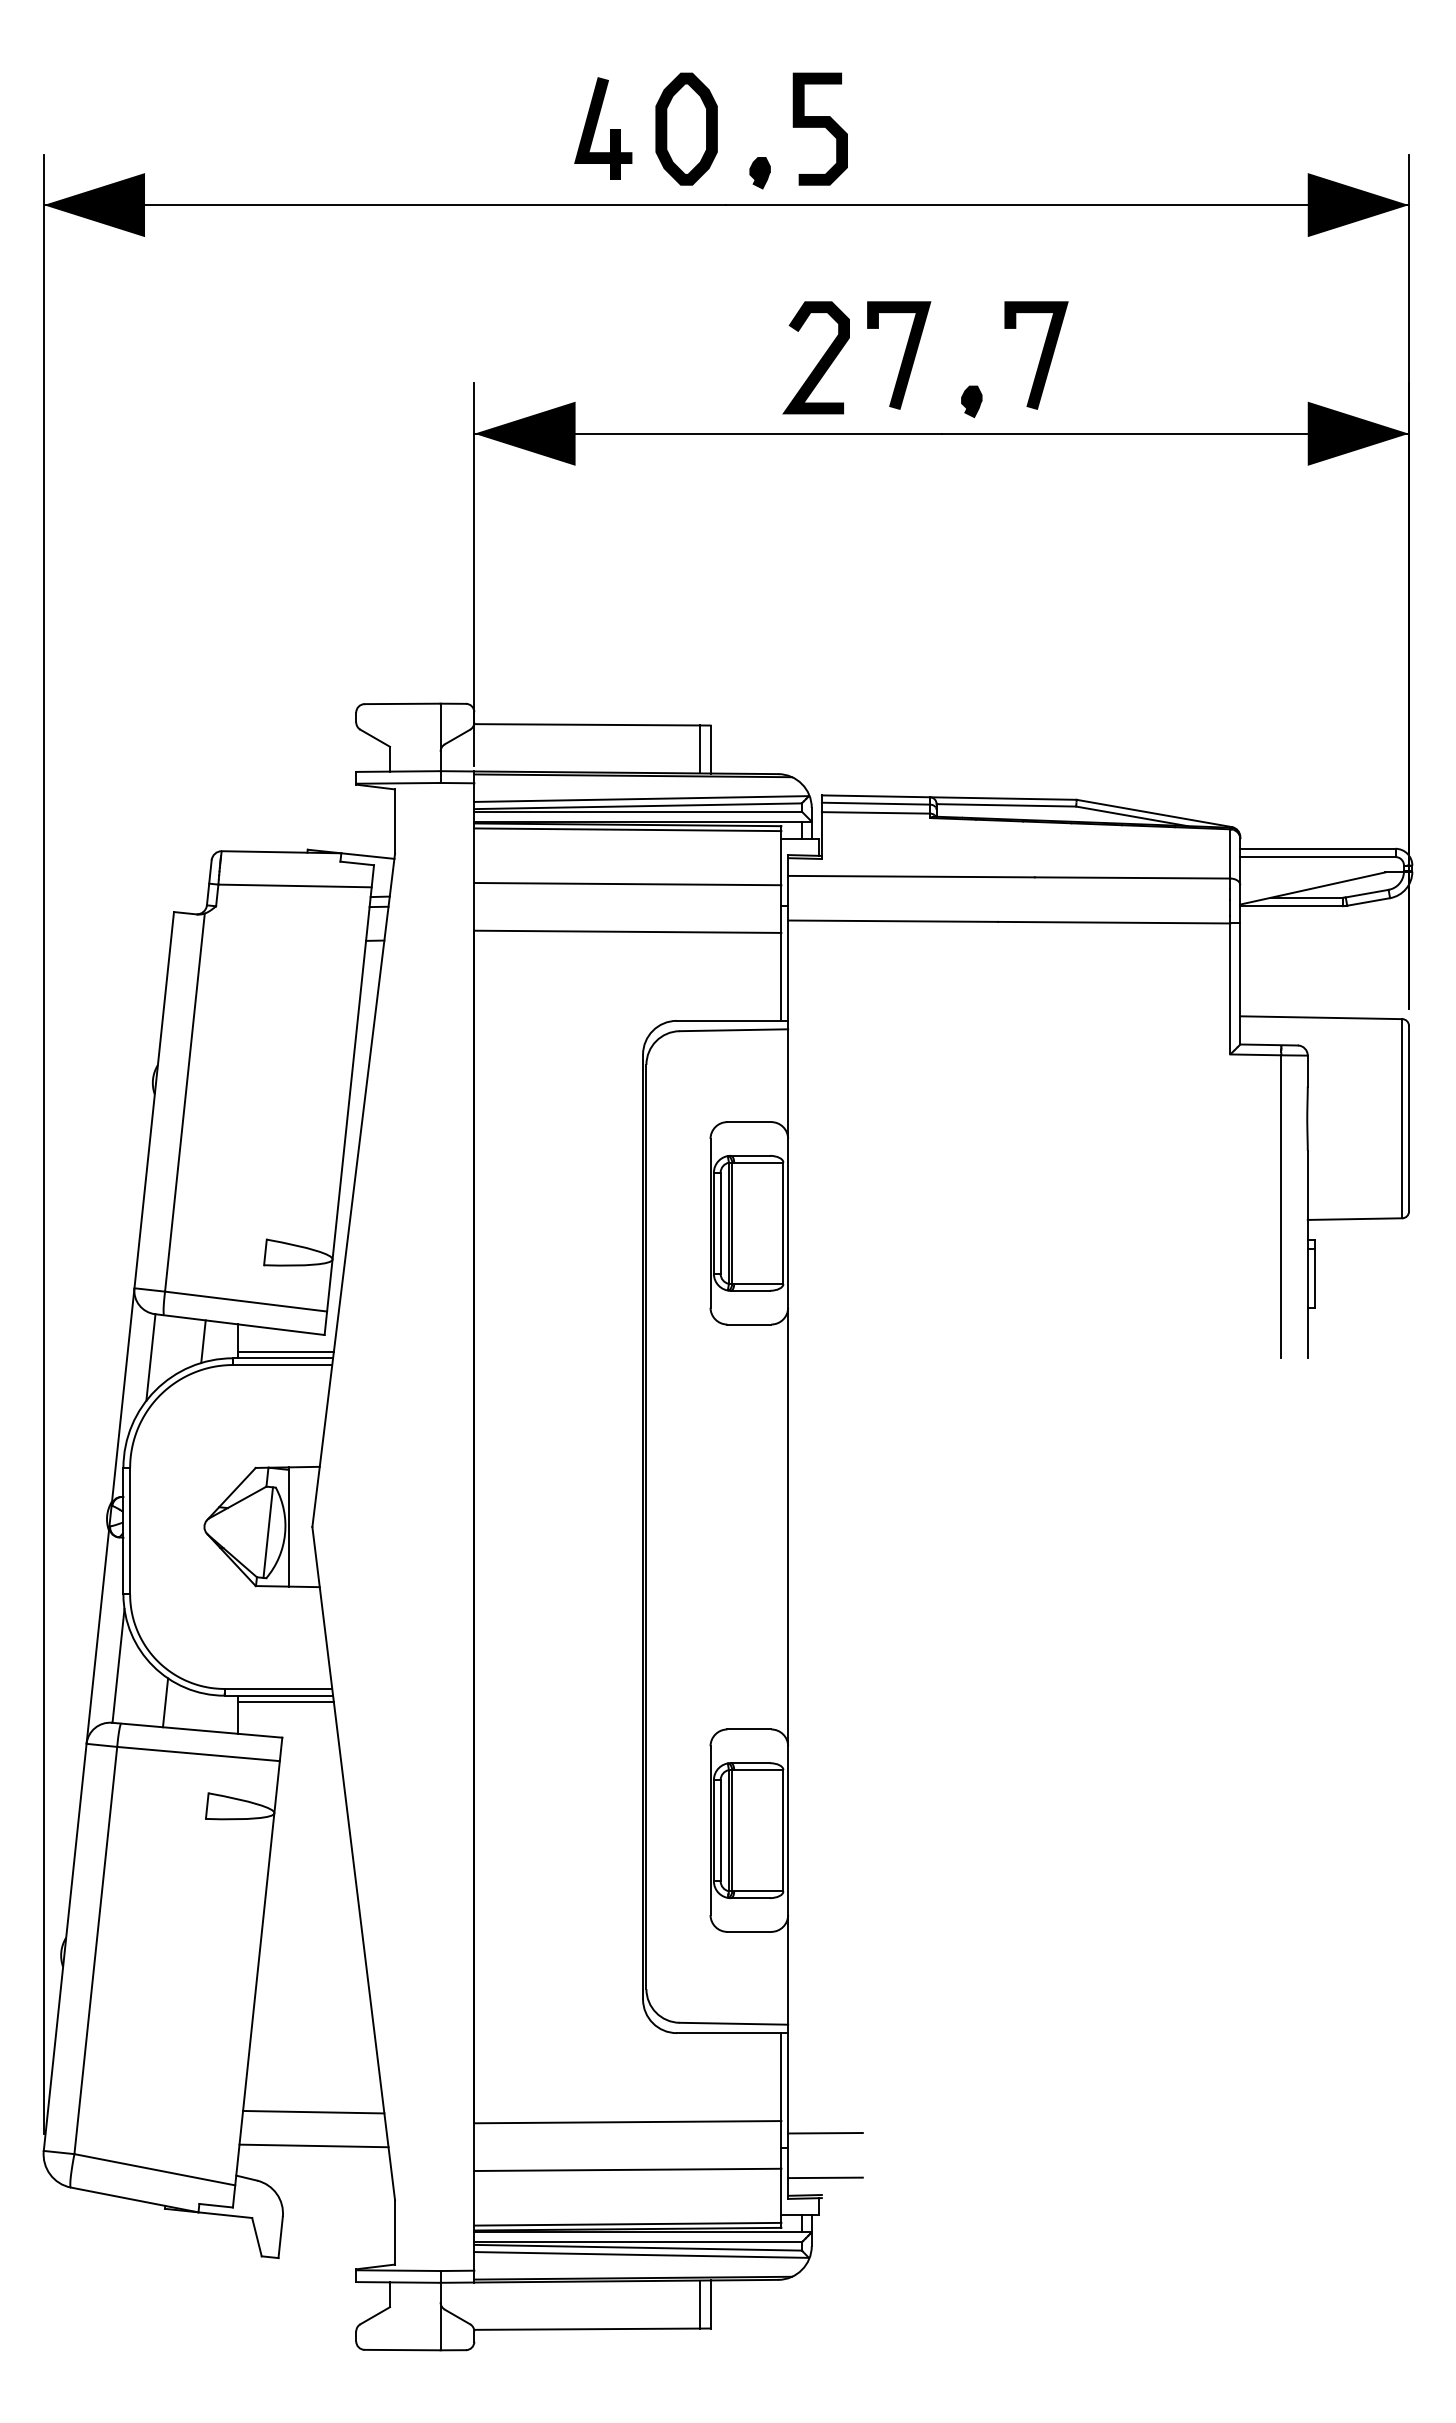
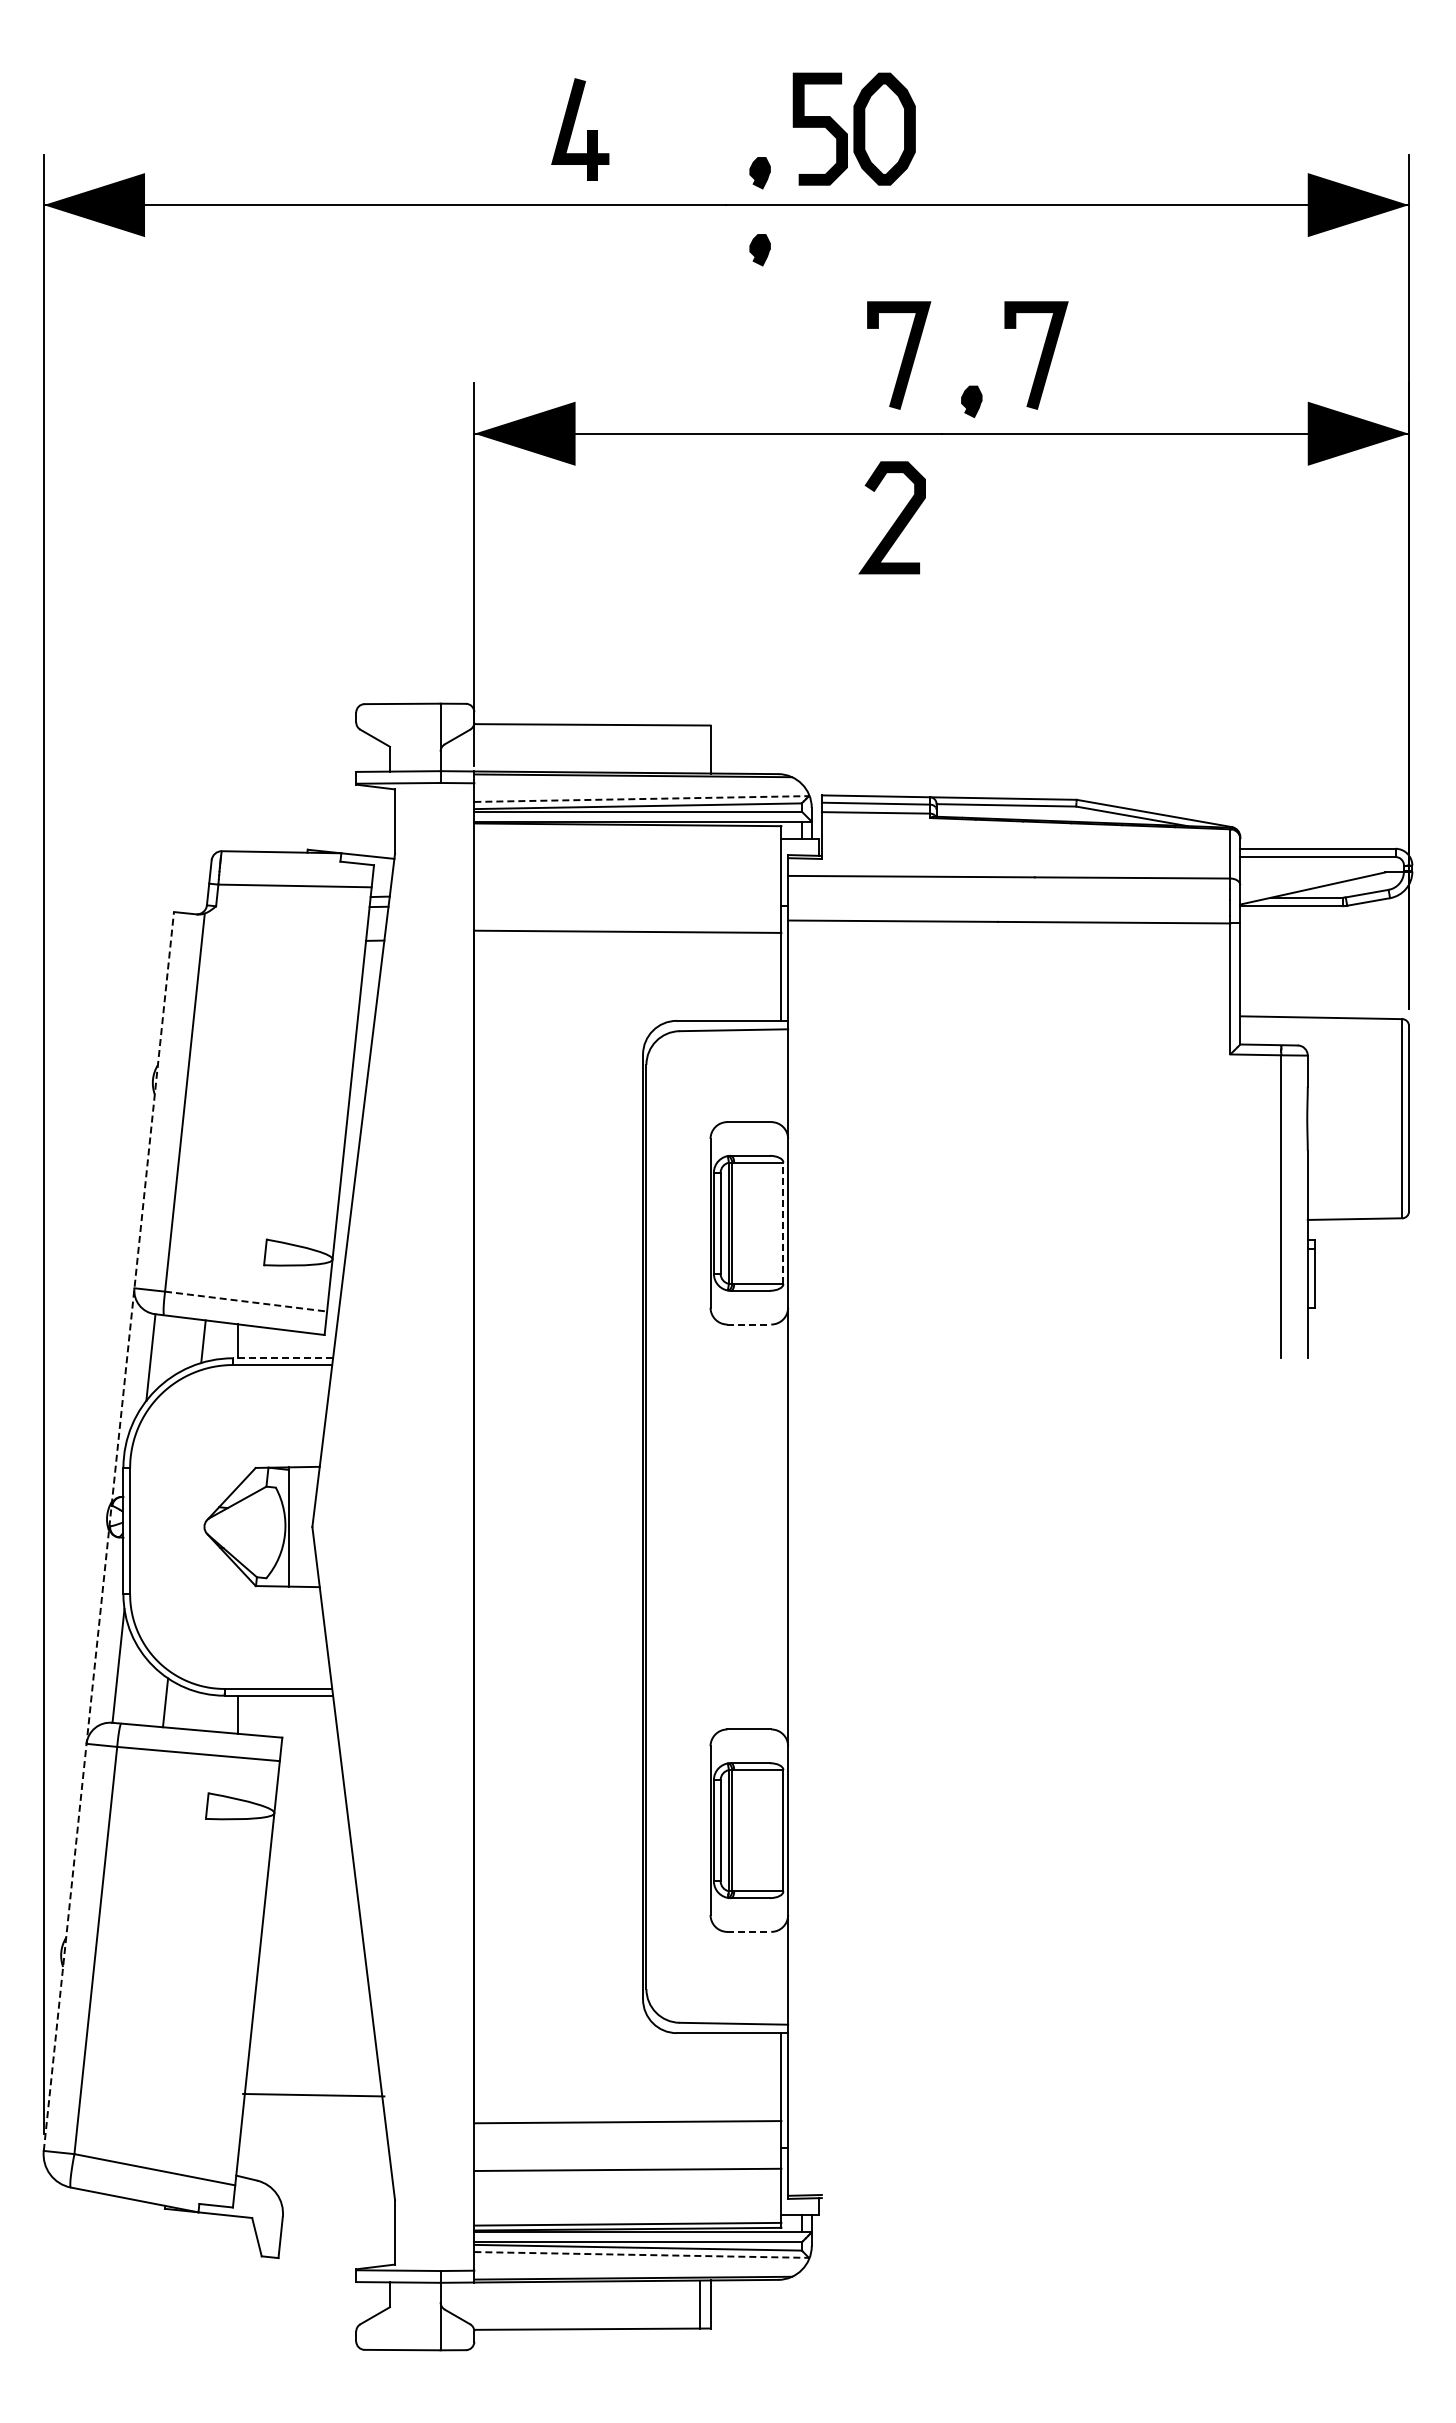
part position: (596, 127) -> (573, 128) (573, 128)
part position: (686, 128) -> (884, 128) (884, 128)
part: none -> present (759, 250)
curve position: (819, 360) -> (895, 520) (895, 520)
line: present -> none (700, 749)
line: solid -> dashed (642, 799)
line: present -> none (627, 829)
line: present -> none (627, 884)
line: solid -> dashed (783, 1223)
line: solid -> dashed (246, 1301)
line: solid -> dashed (749, 1324)
line: present -> none (285, 1351)
line: solid -> dashed (282, 1358)
line: solid -> dashed (108, 1531)
line: present -> none (268, 1532)
line: present -> none (285, 1702)
line: solid -> dashed (749, 1931)
line position: (313, 2111) -> (313, 2094) (313, 2094)
line: present -> none (825, 2133)
line: present -> none (313, 2145)
line: present -> none (825, 2177)
line: solid -> dashed (642, 2254)
